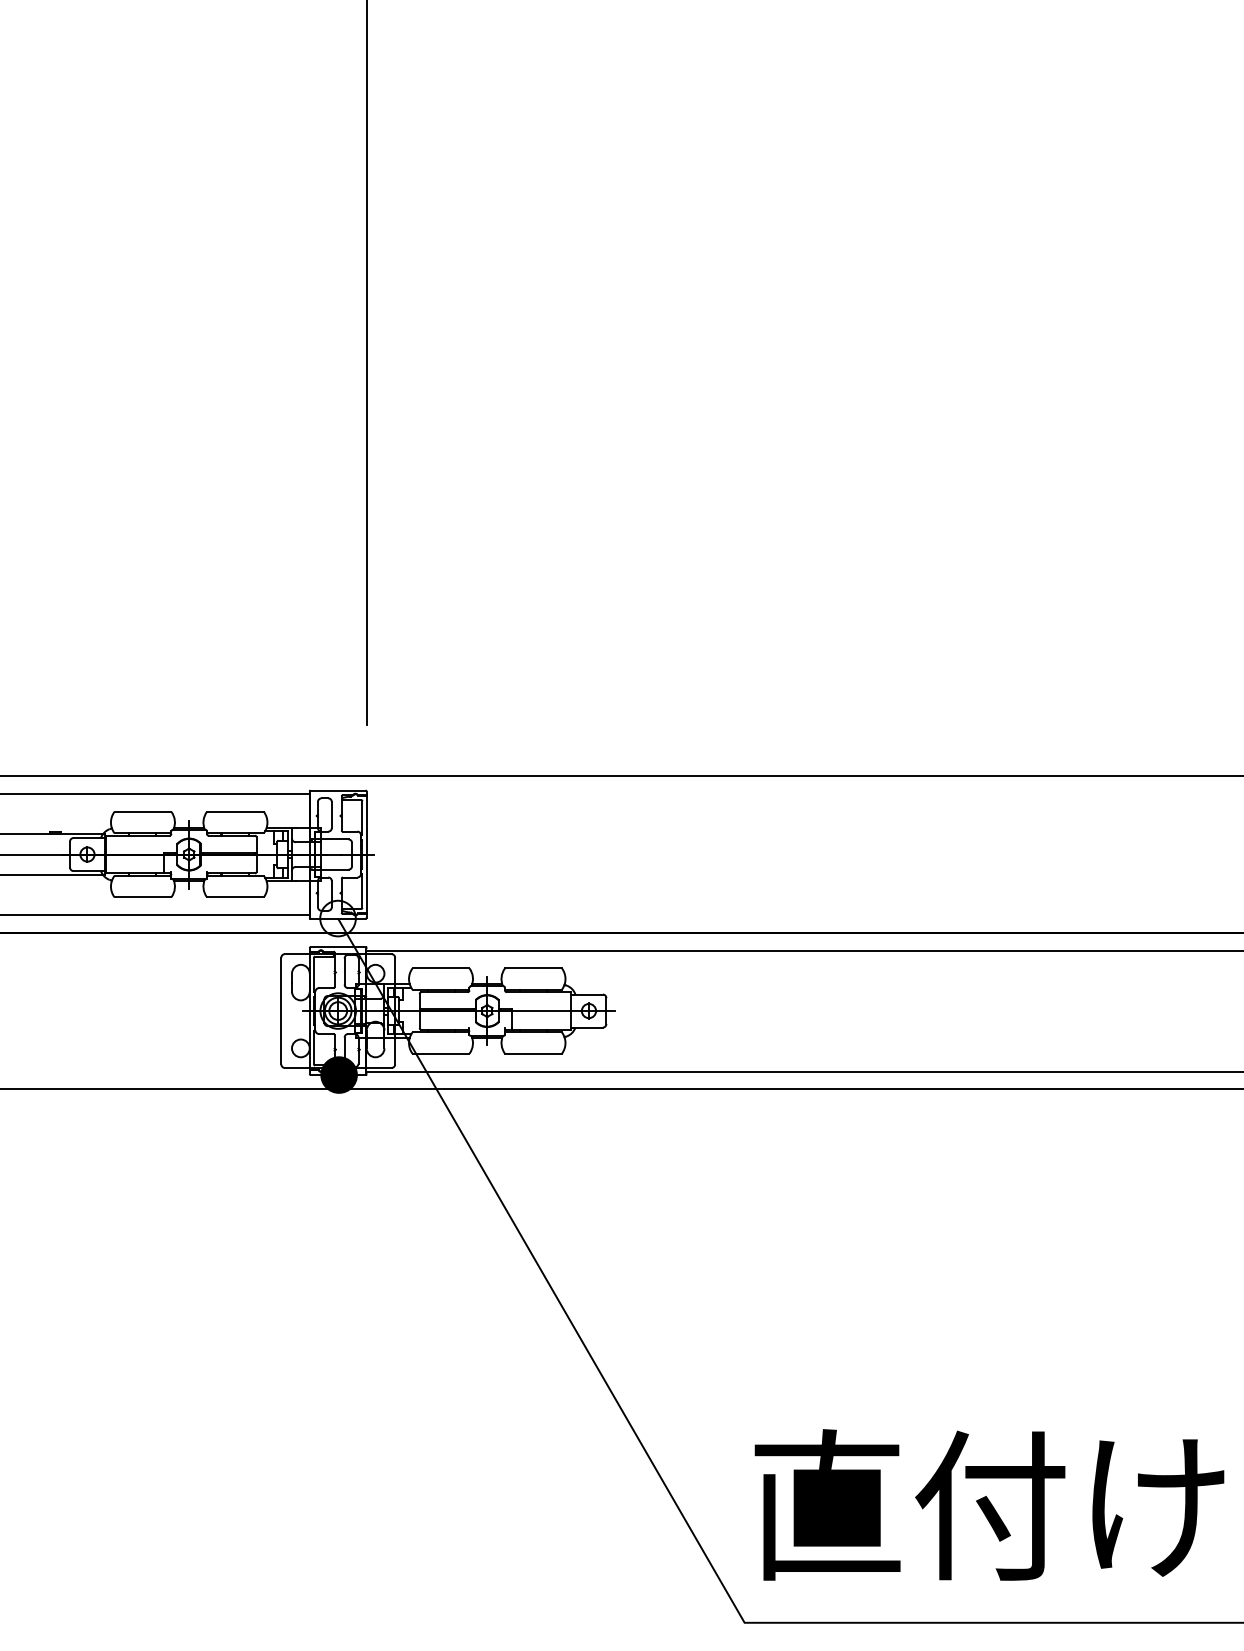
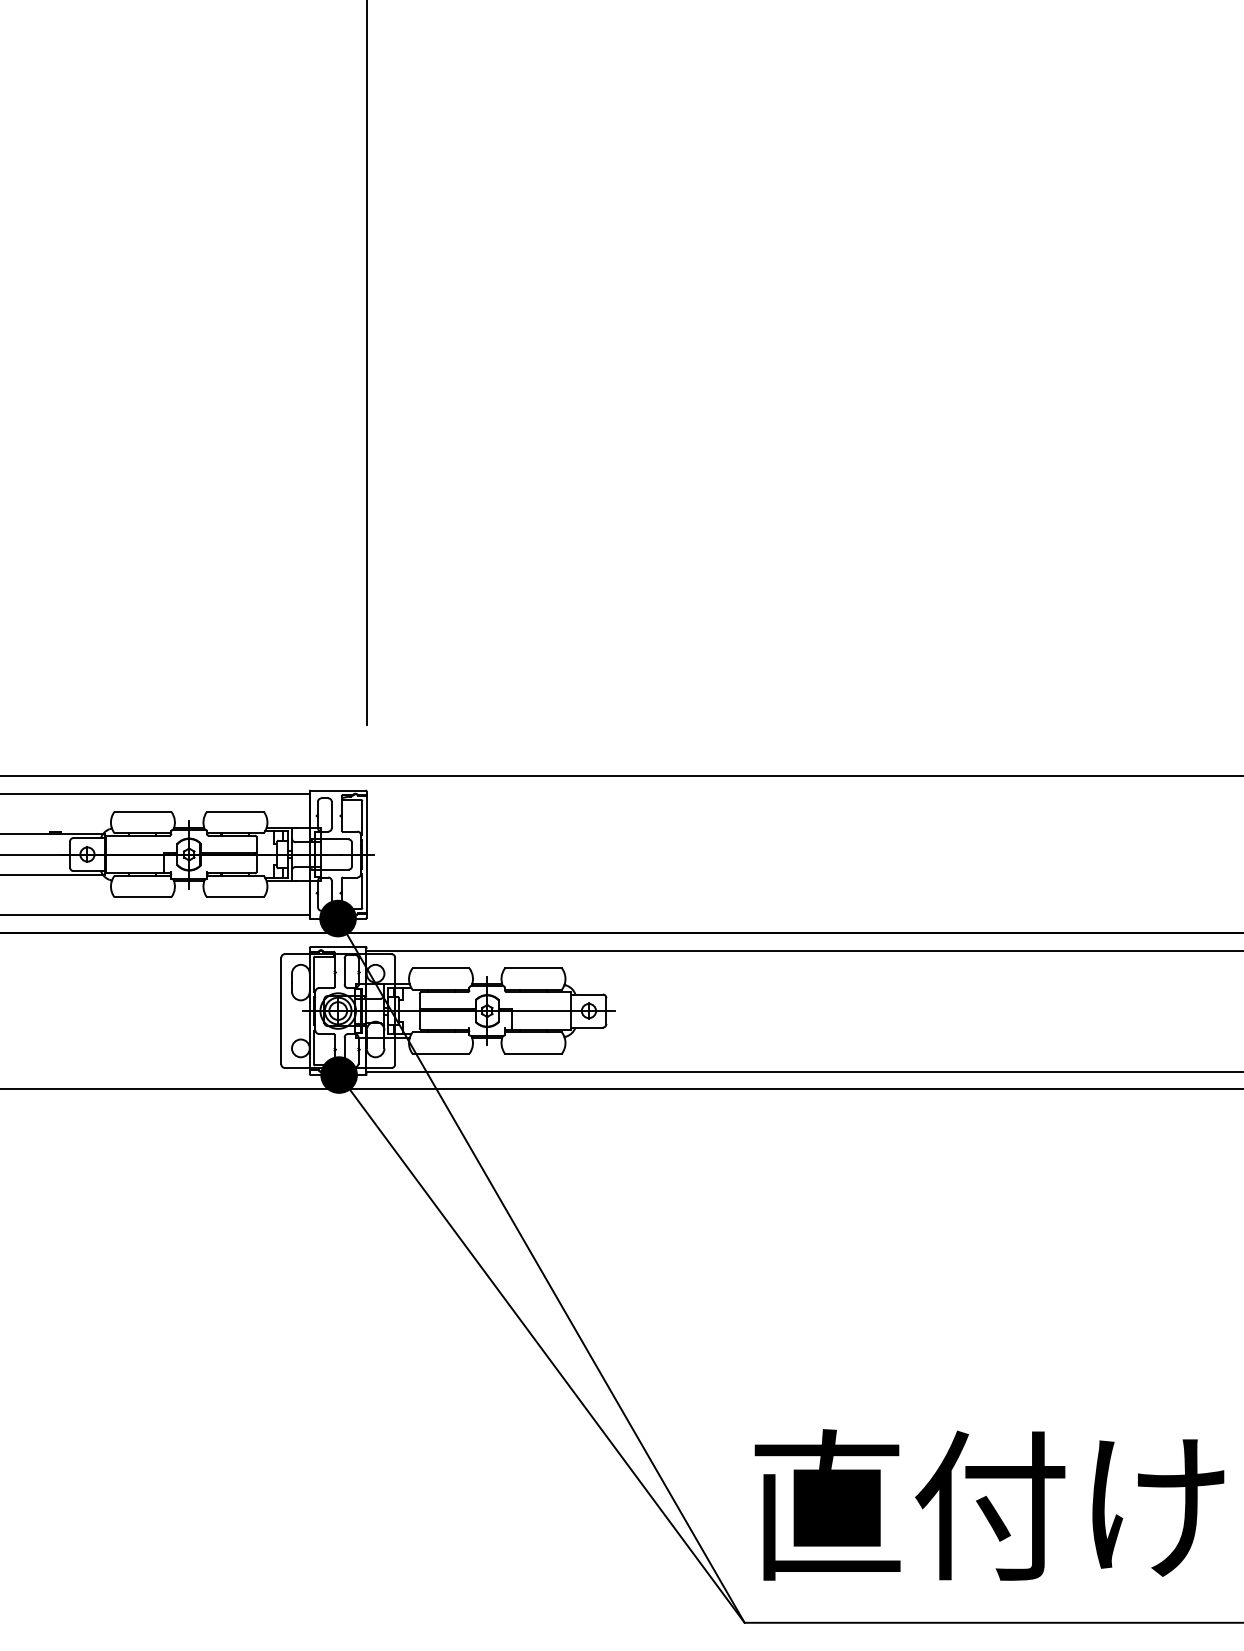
fill: none -> present (337, 918)
line: none -> present (541, 1348)
